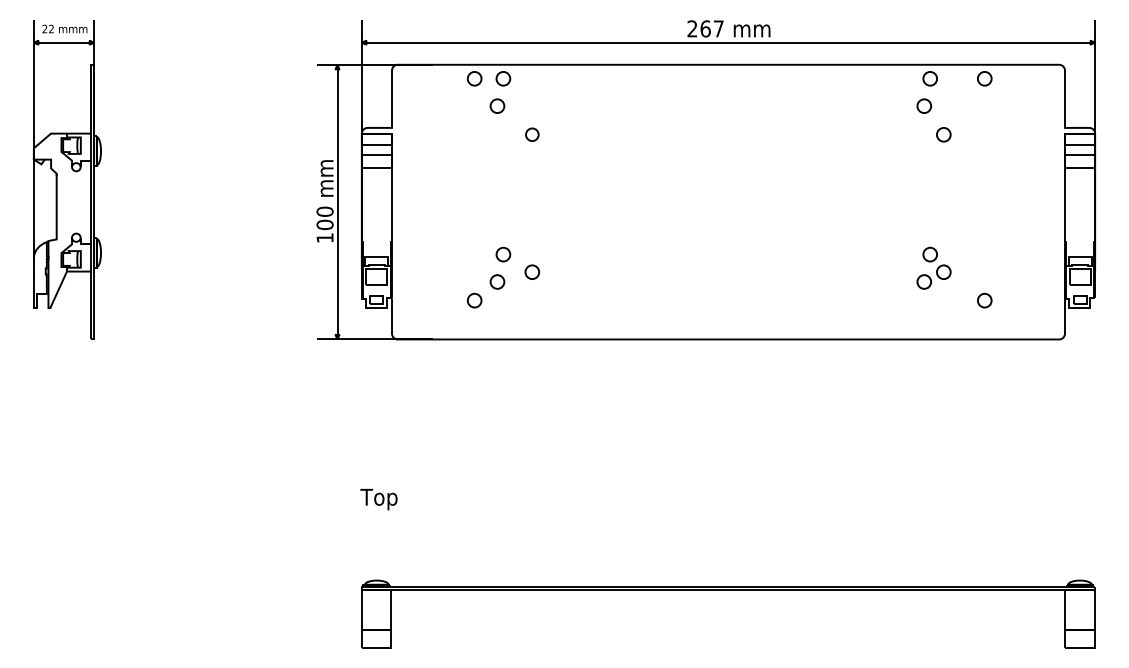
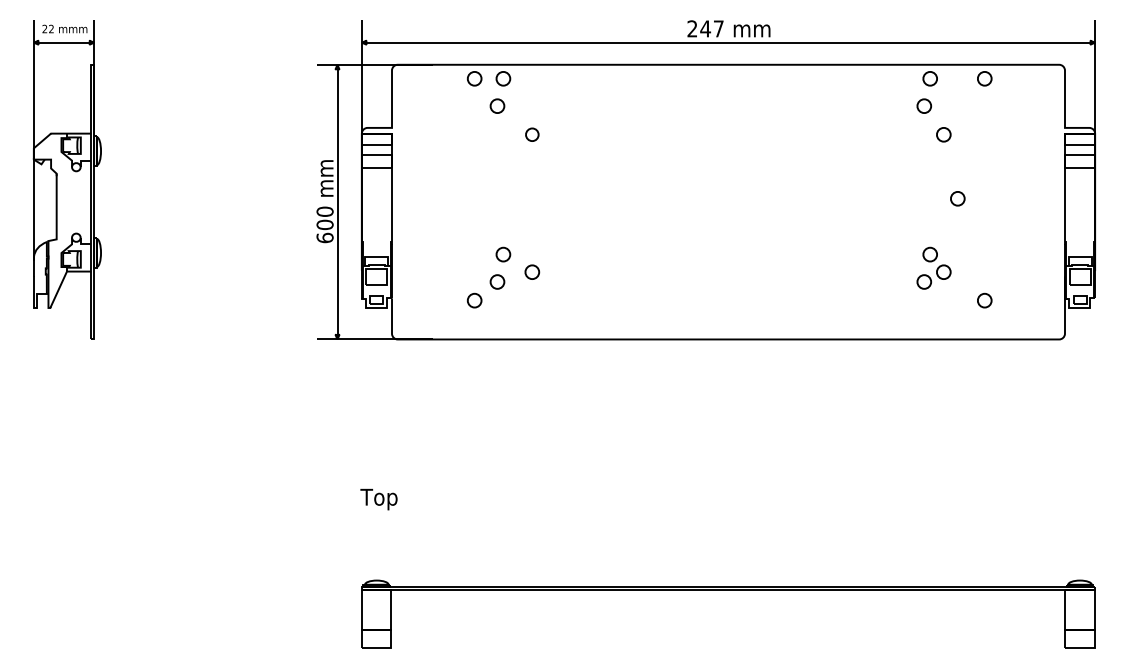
text: 267 -> 247 (705, 28)
curve: none -> present (955, 193)
text: 100 -> 600 (324, 237)
